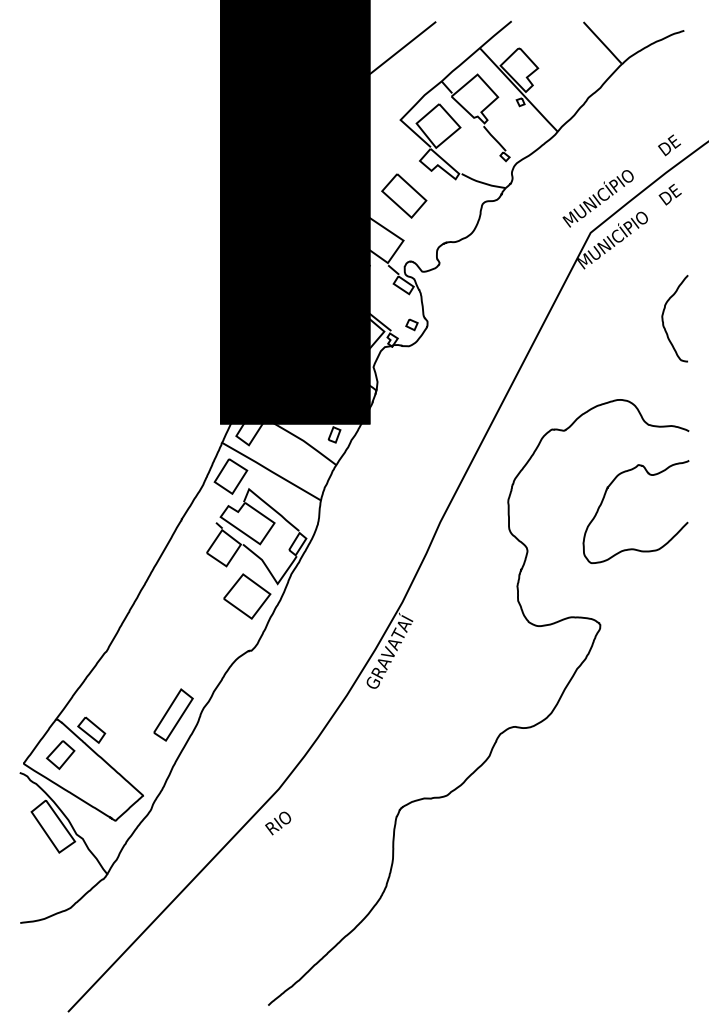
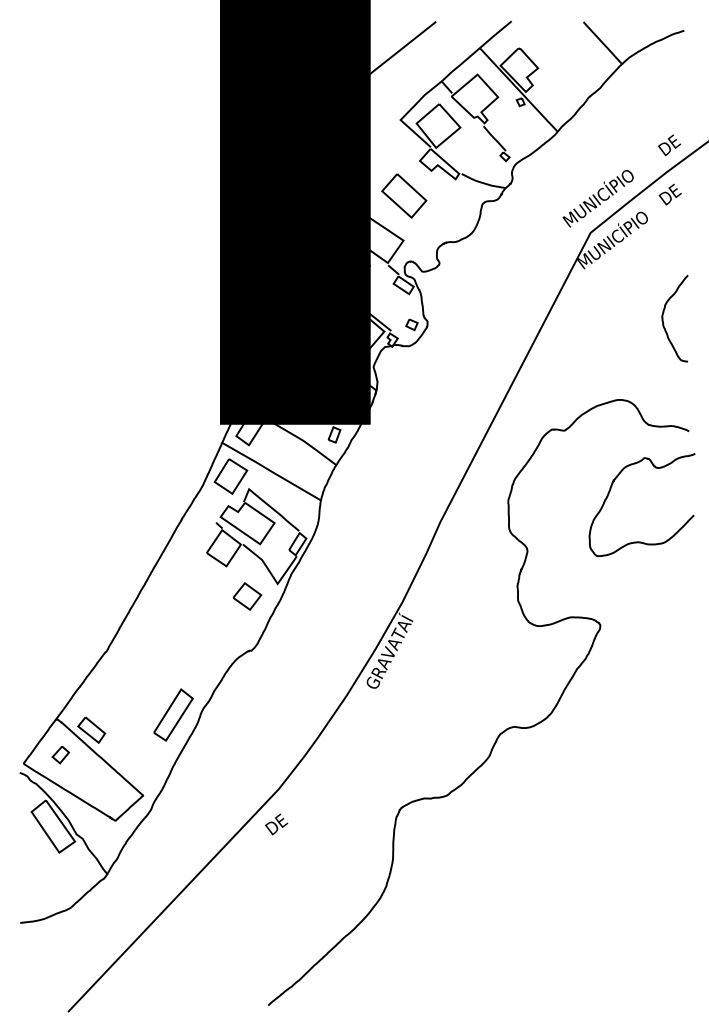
curve position: (603, 501) -> (609, 494) (609, 494)
part size: 49x47 px -> 31x29 px (247, 596)
part size: 30x30 px -> 20x19 px (60, 755)
text: RIO -> DE (280, 822)
